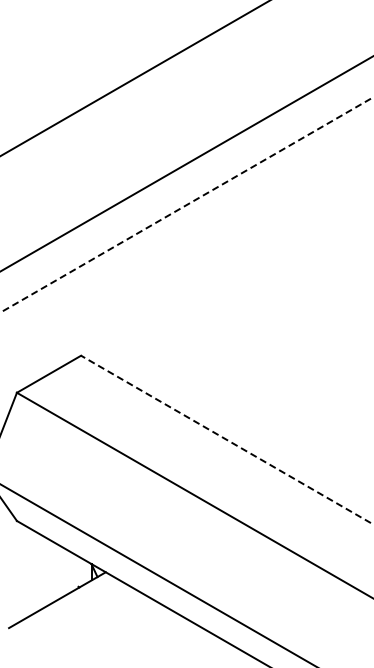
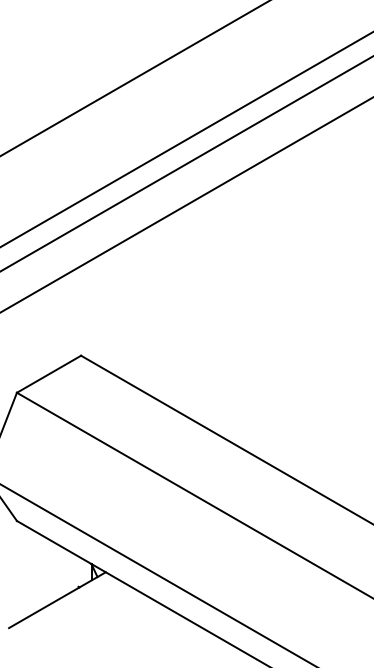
line: none -> present (186, 139)
line: dashed -> solid (187, 204)
line: dashed -> solid (227, 440)
